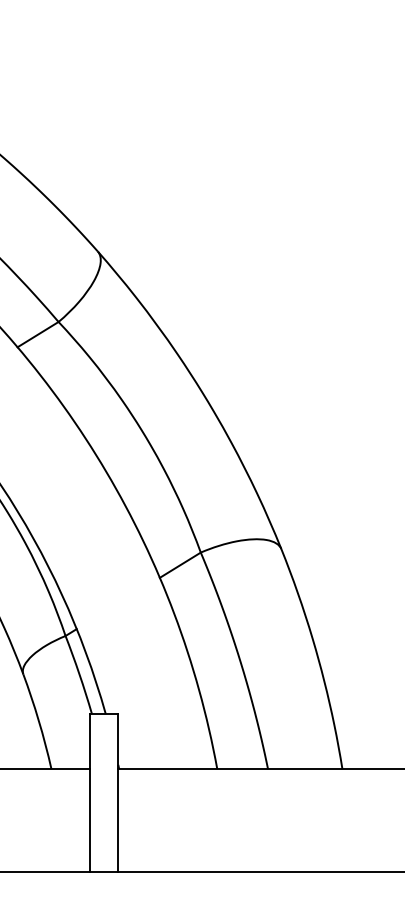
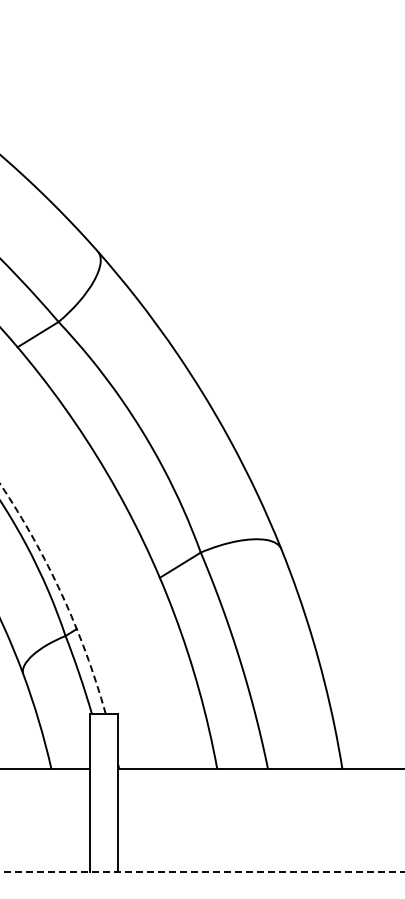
arc: solid -> dashed (61, 594)
line: solid -> dashed (201, 872)
